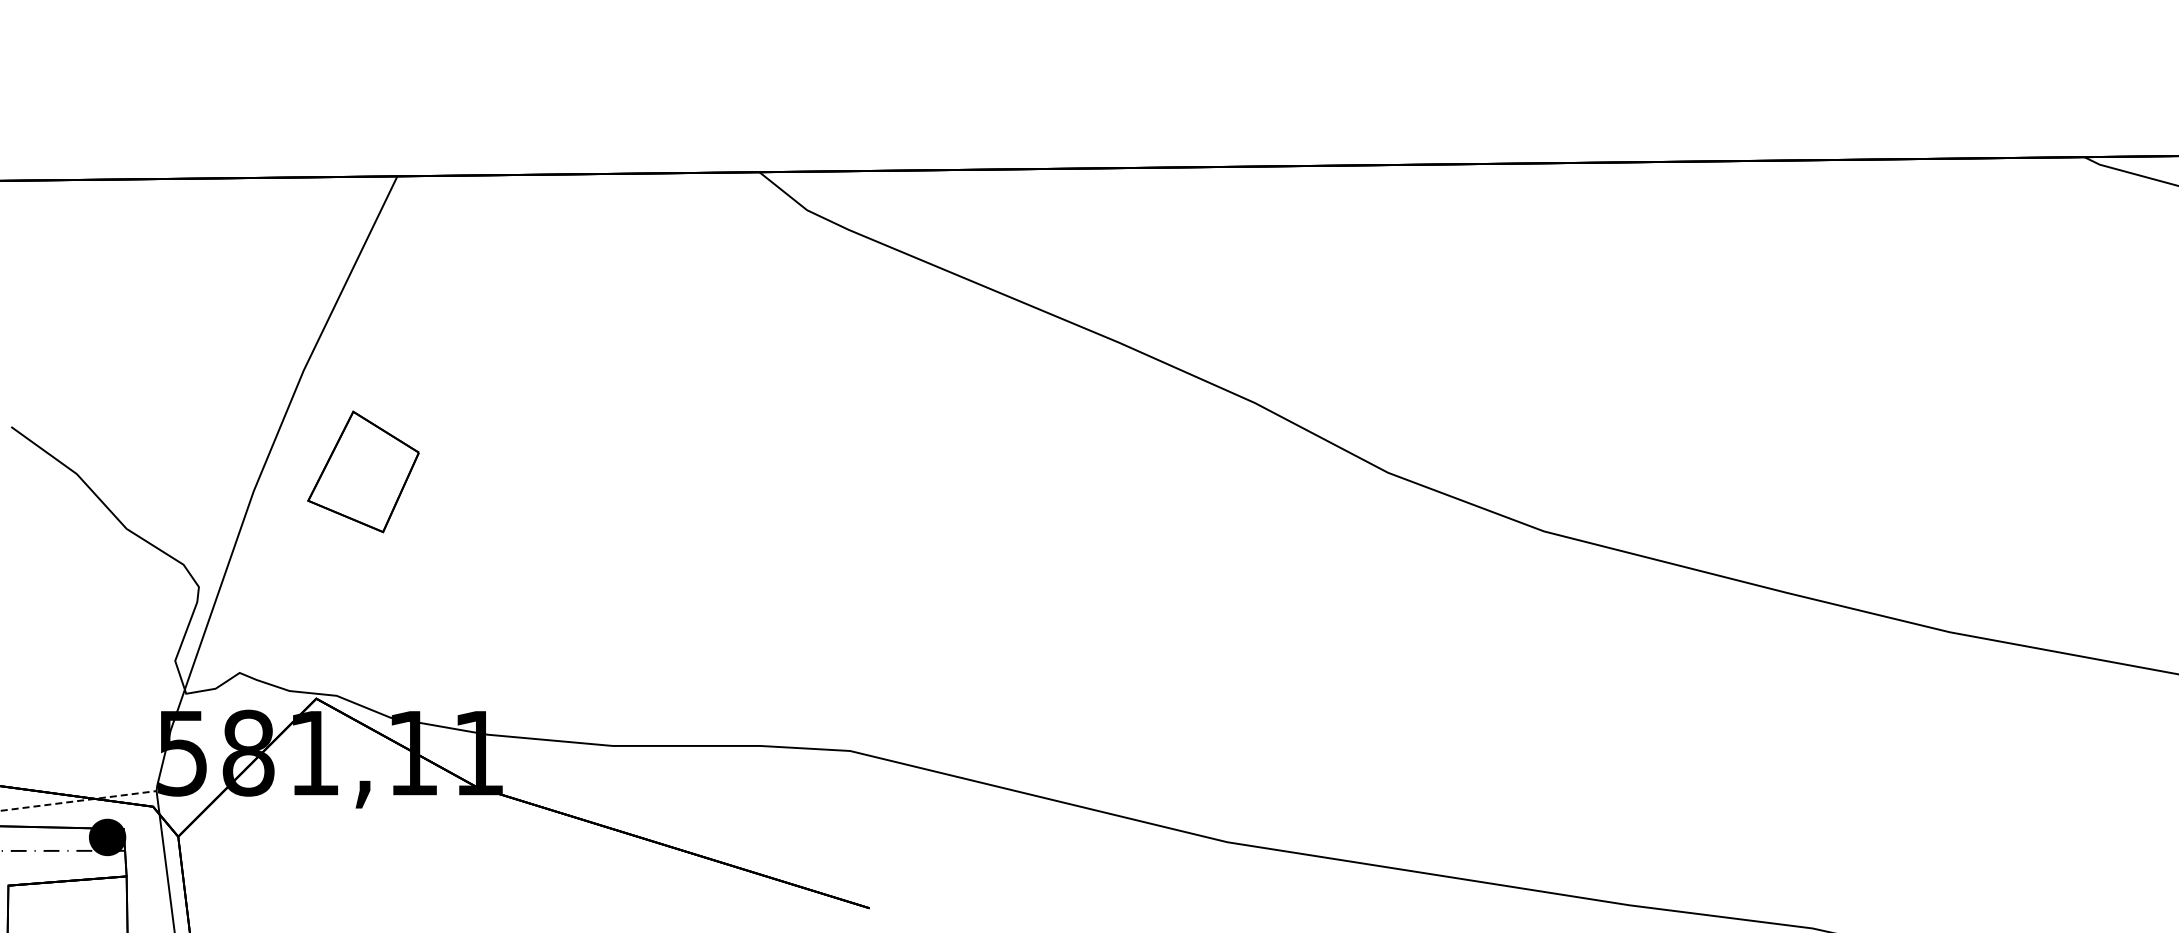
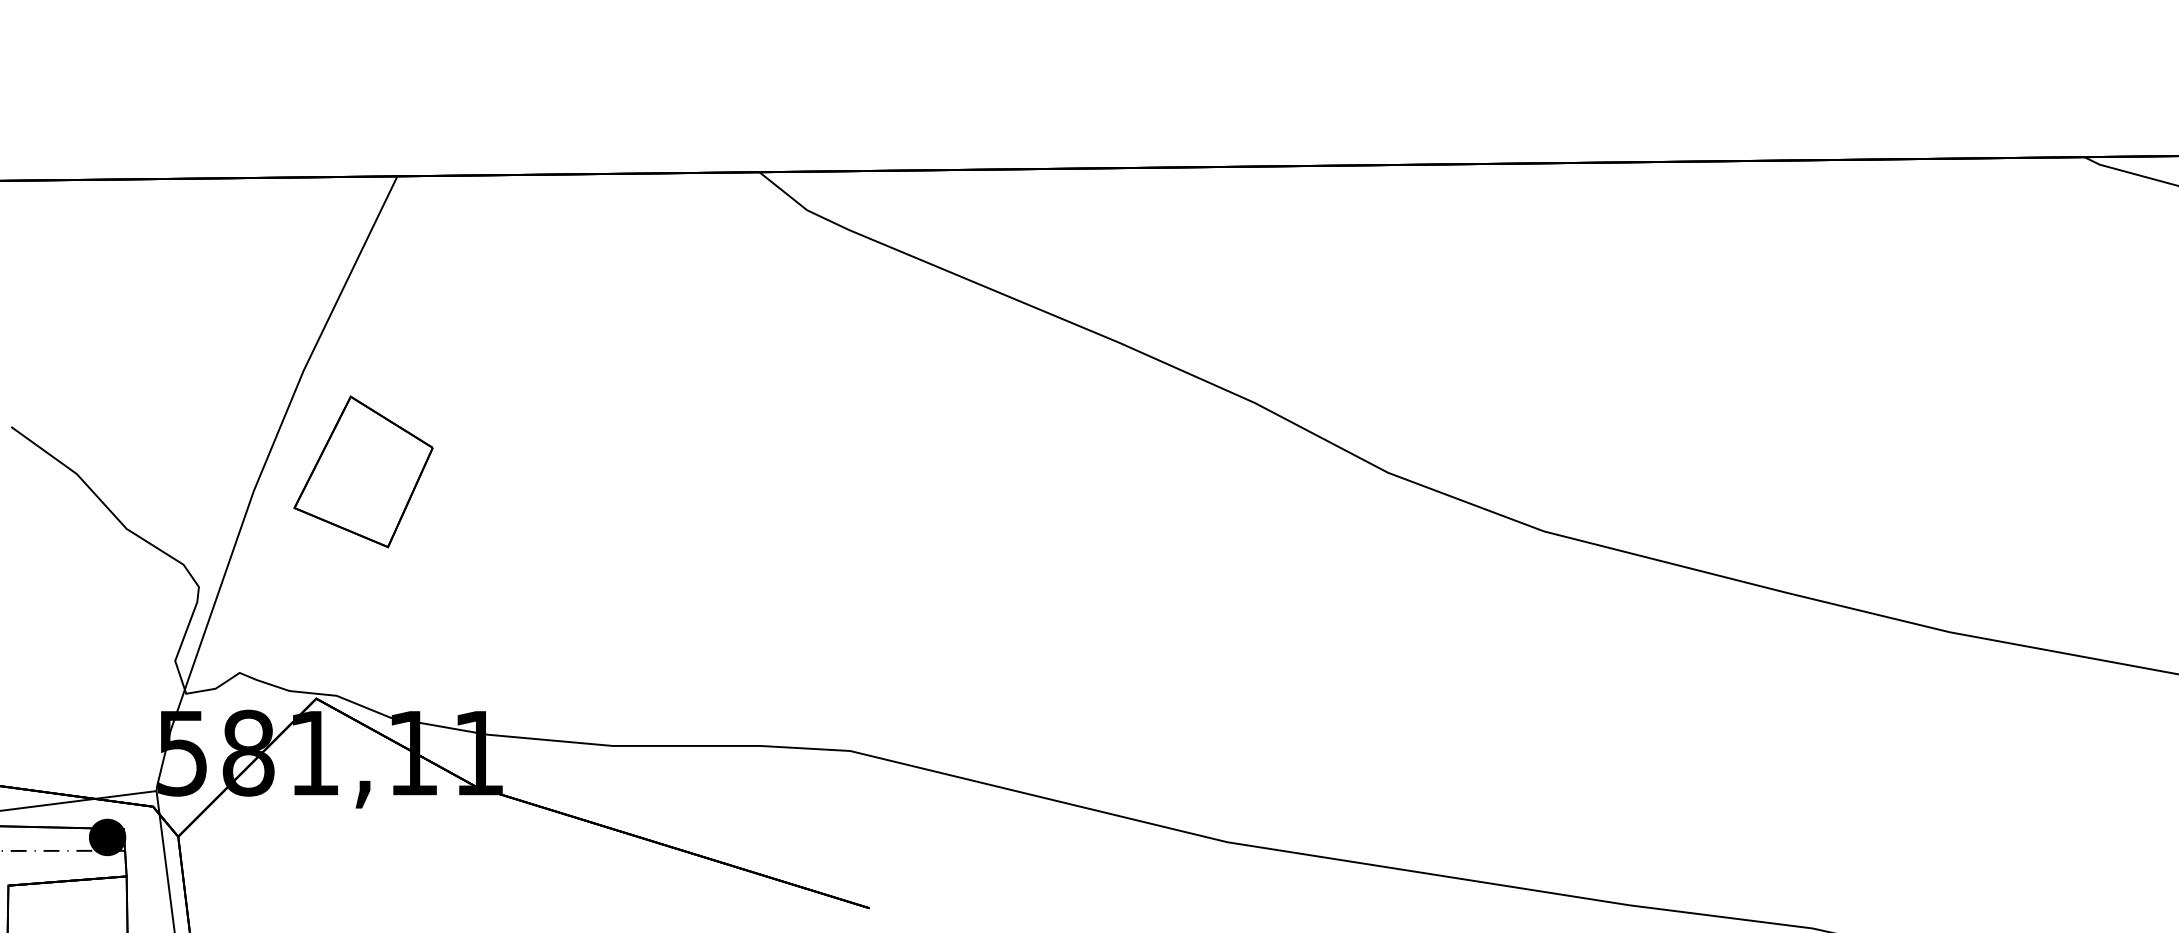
part size: 113x124 px -> 141x154 px (363, 471)
line: dashed -> solid (78, 800)
